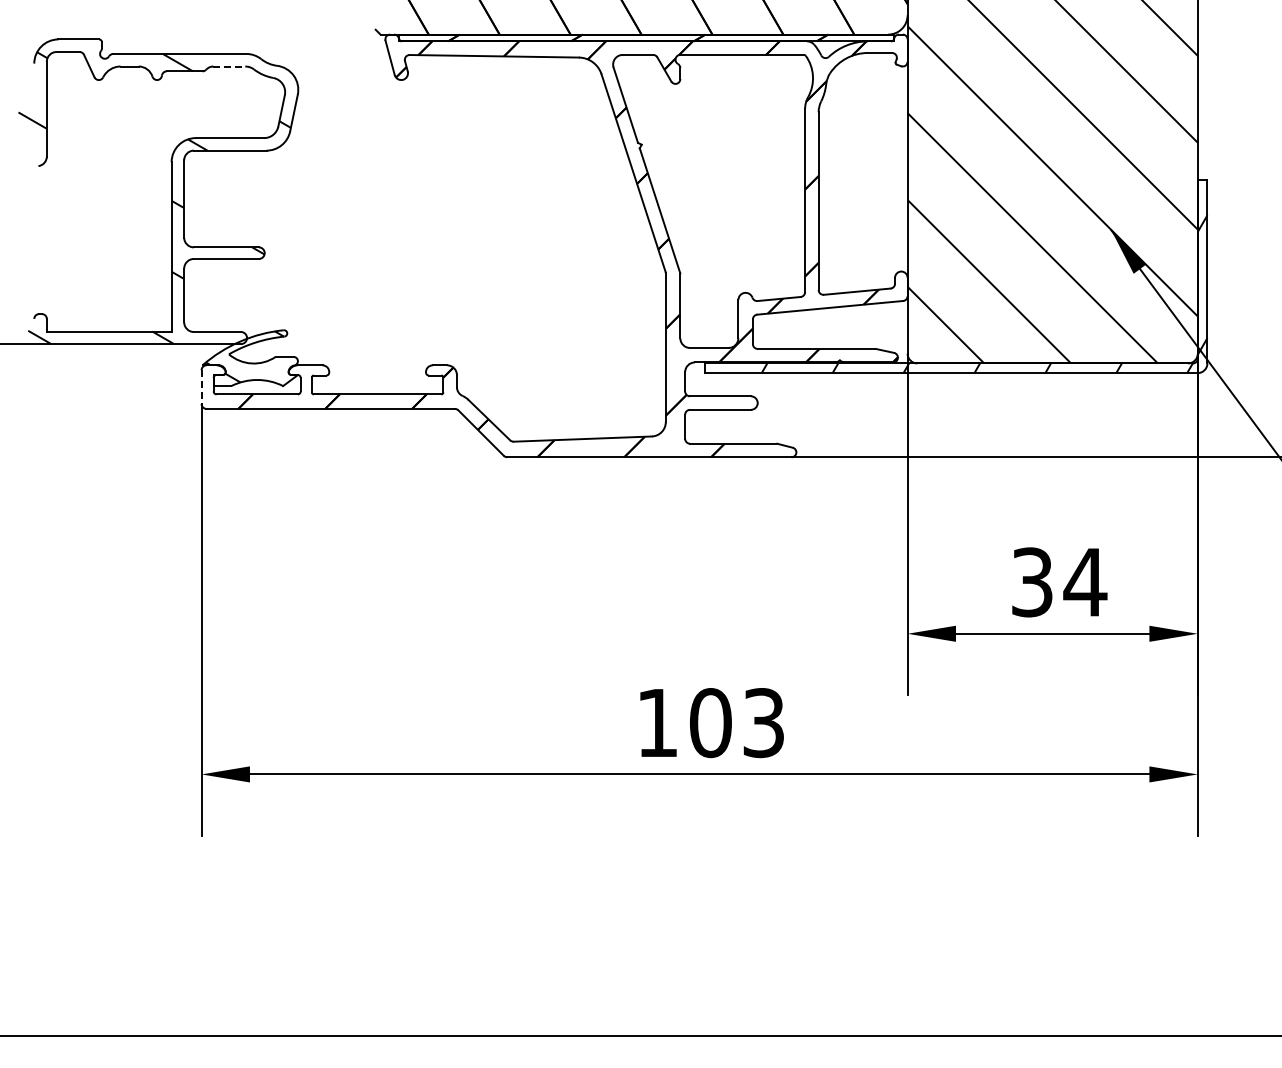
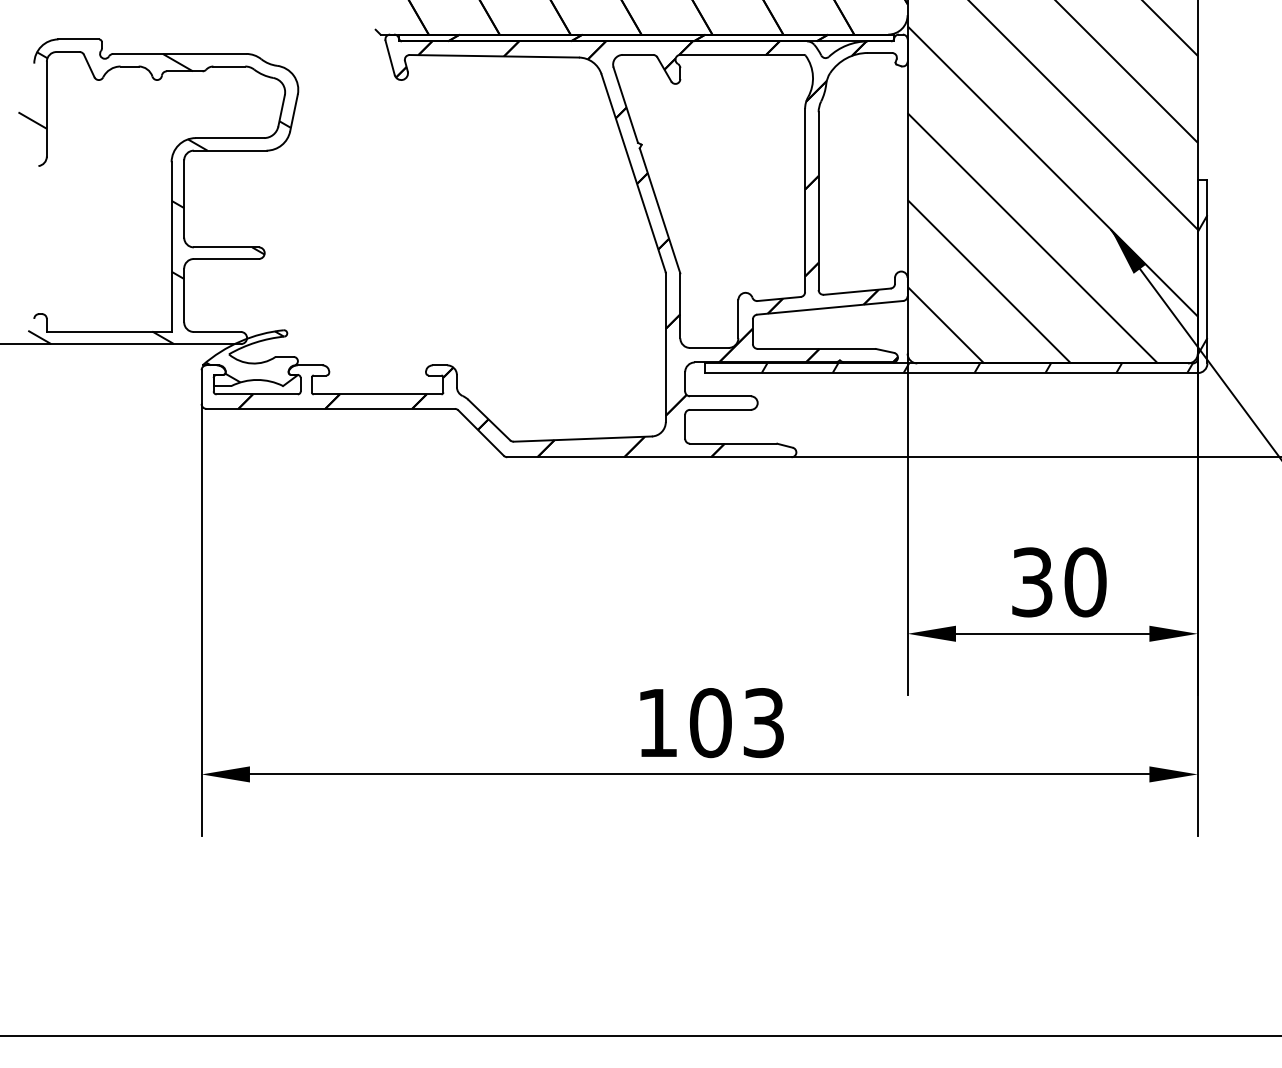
line: dashed -> solid (229, 66)
line: dashed -> solid (201, 387)
text: 34 -> 30 (1085, 582)
